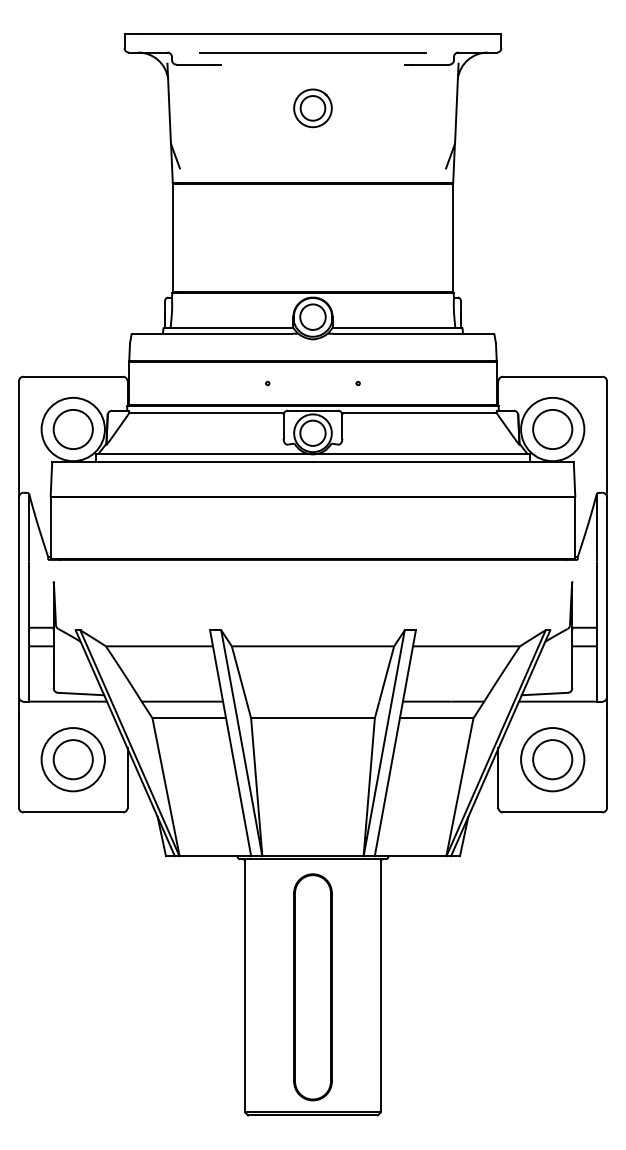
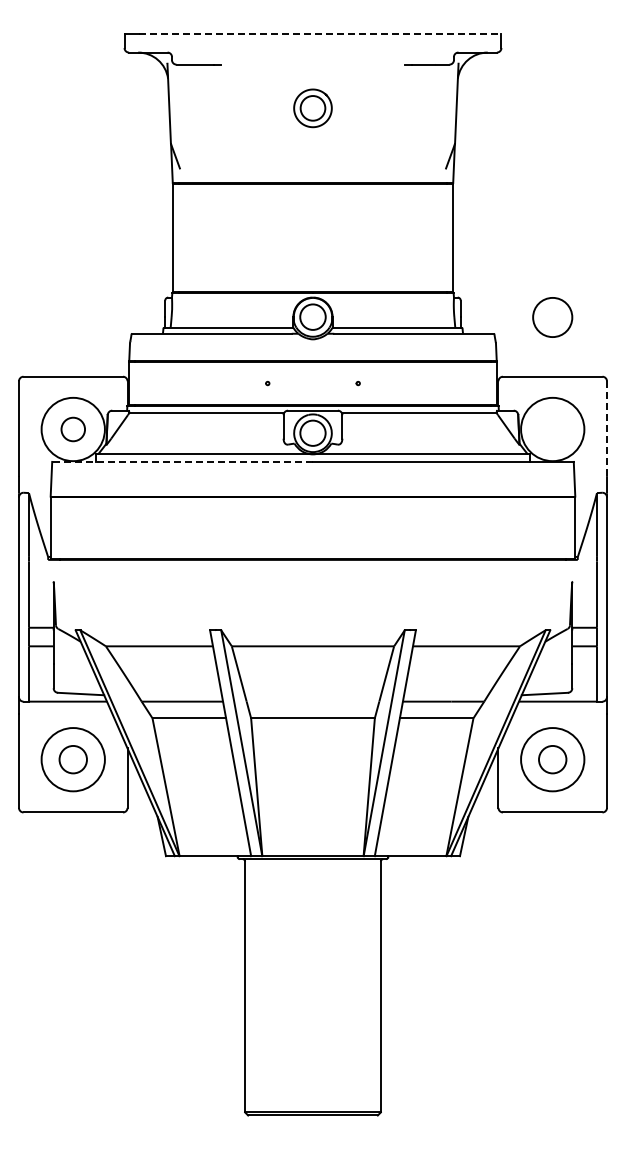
line: solid -> dashed (320, 34)
line: present -> none (312, 52)
circle diameter: 39 px -> 24 px (73, 429)
circle position: (552, 429) -> (552, 317) (552, 317)
line: solid -> dashed (606, 429)
line: solid -> dashed (182, 461)
circle diameter: 39 px -> 27 px (73, 759)
circle diameter: 39 px -> 27 px (552, 759)
part: present -> none (312, 987)
